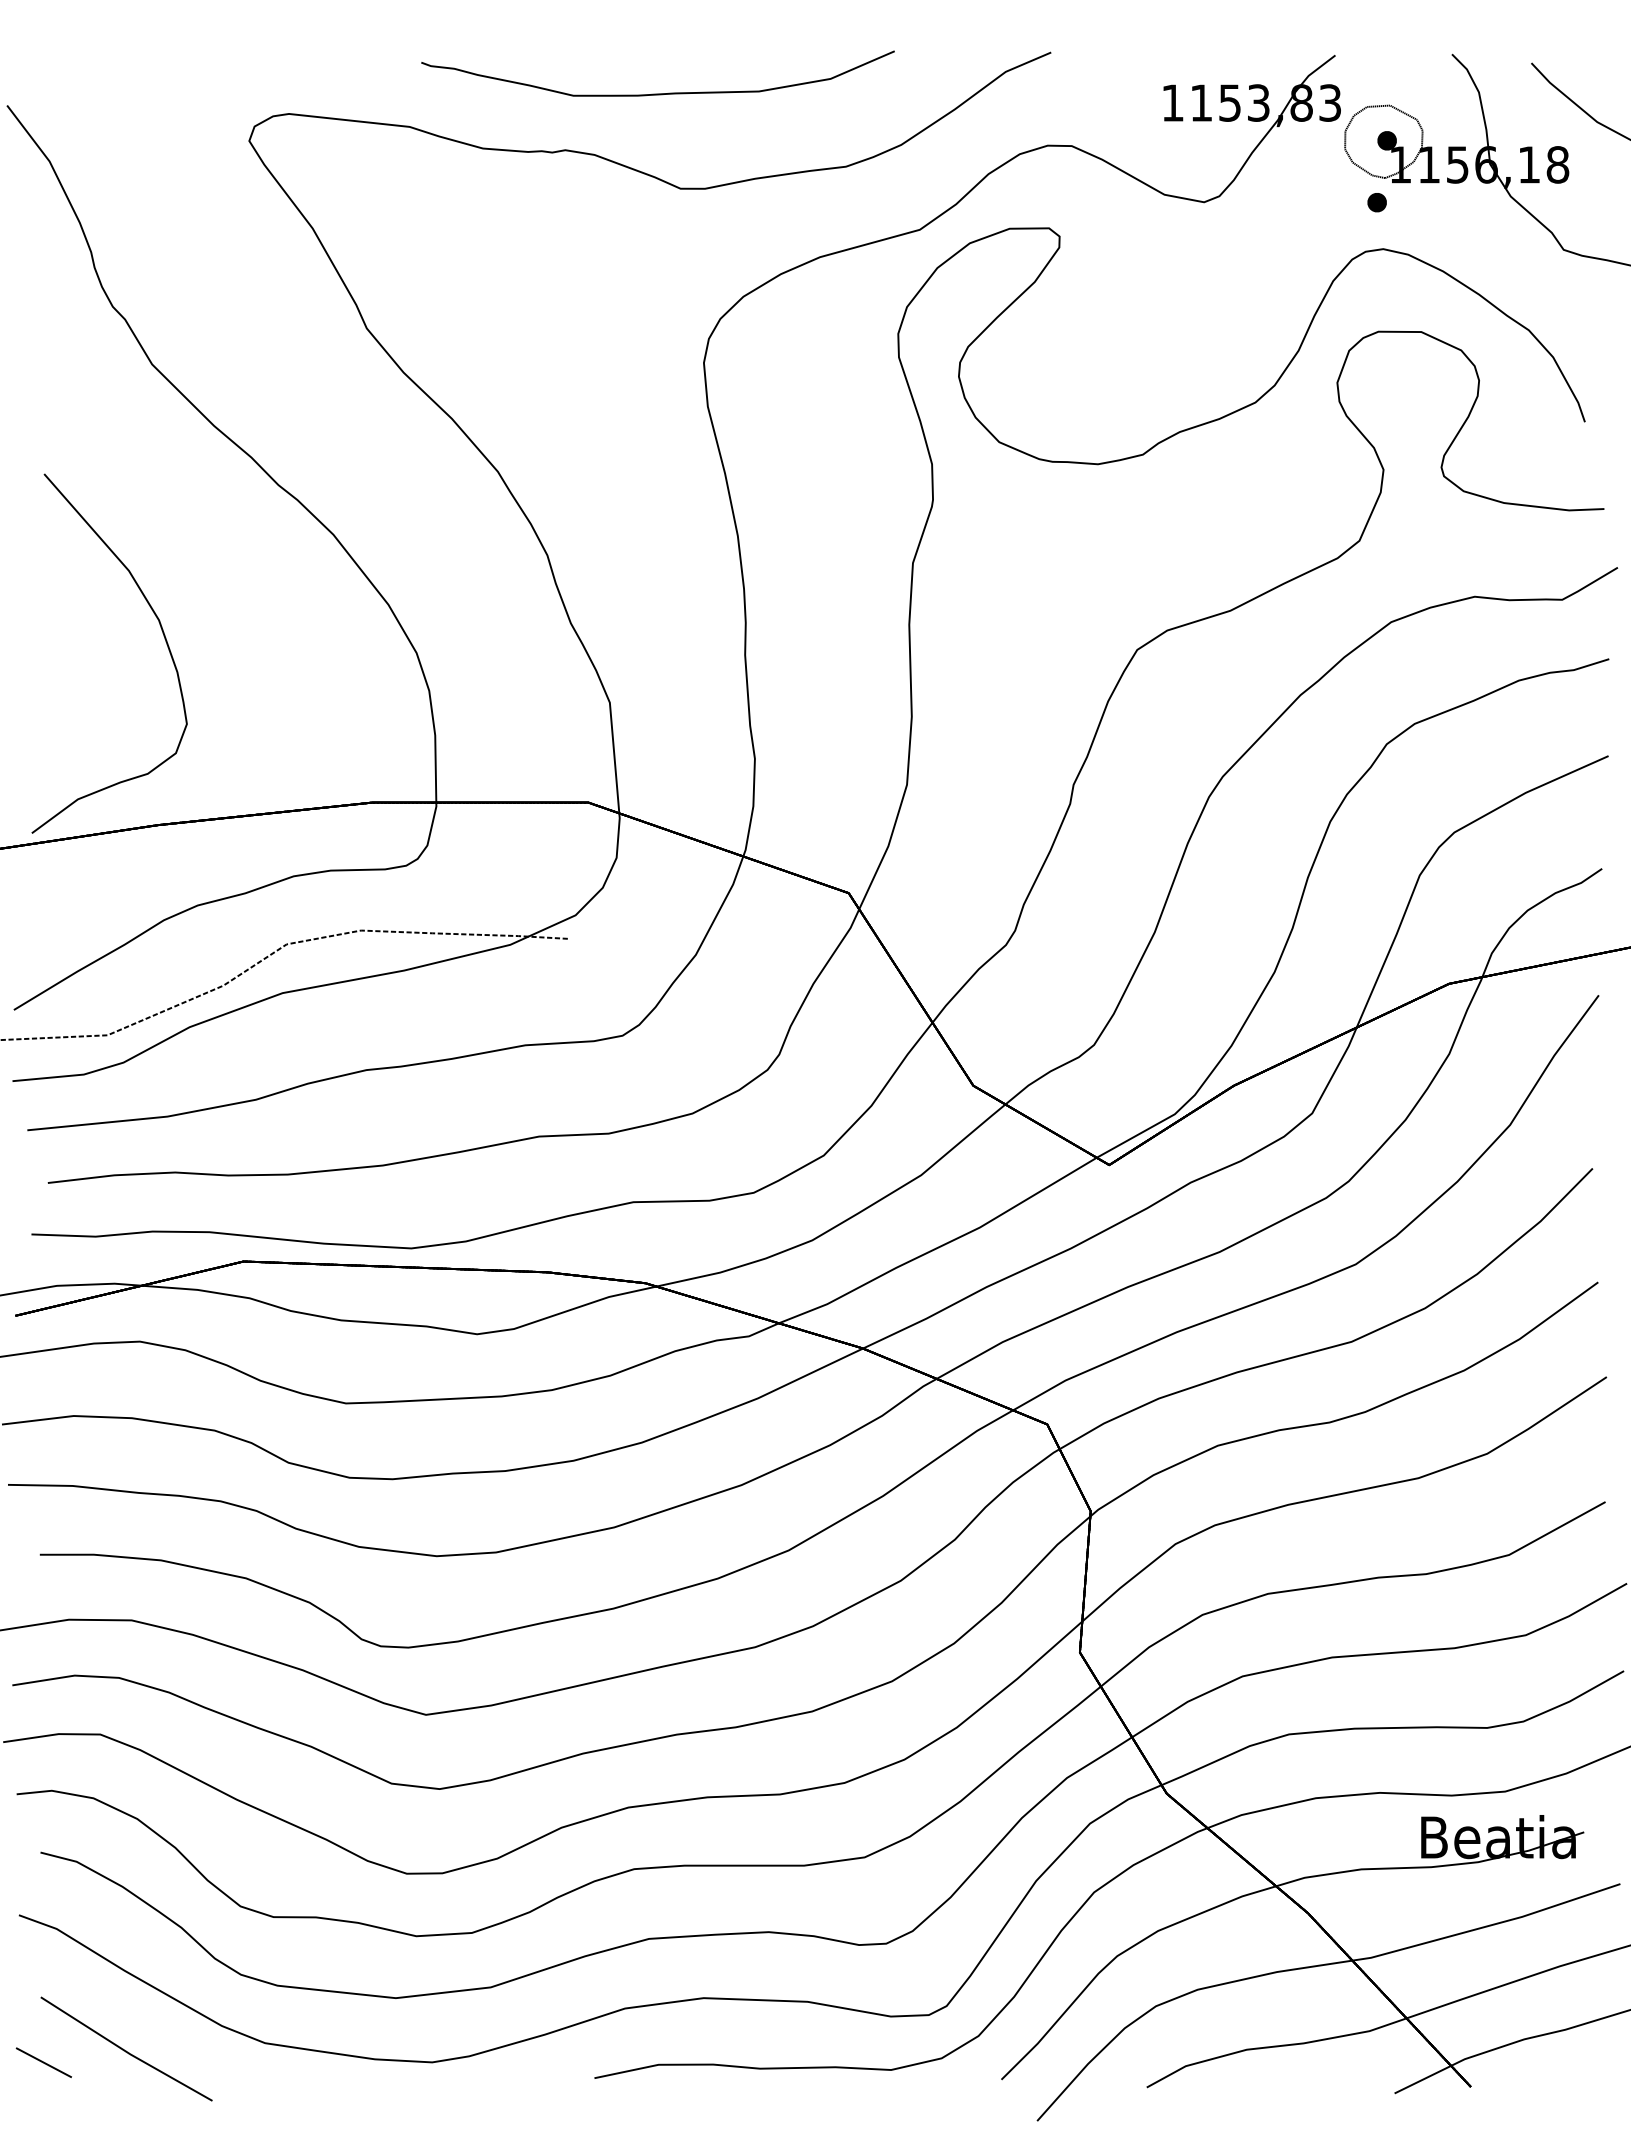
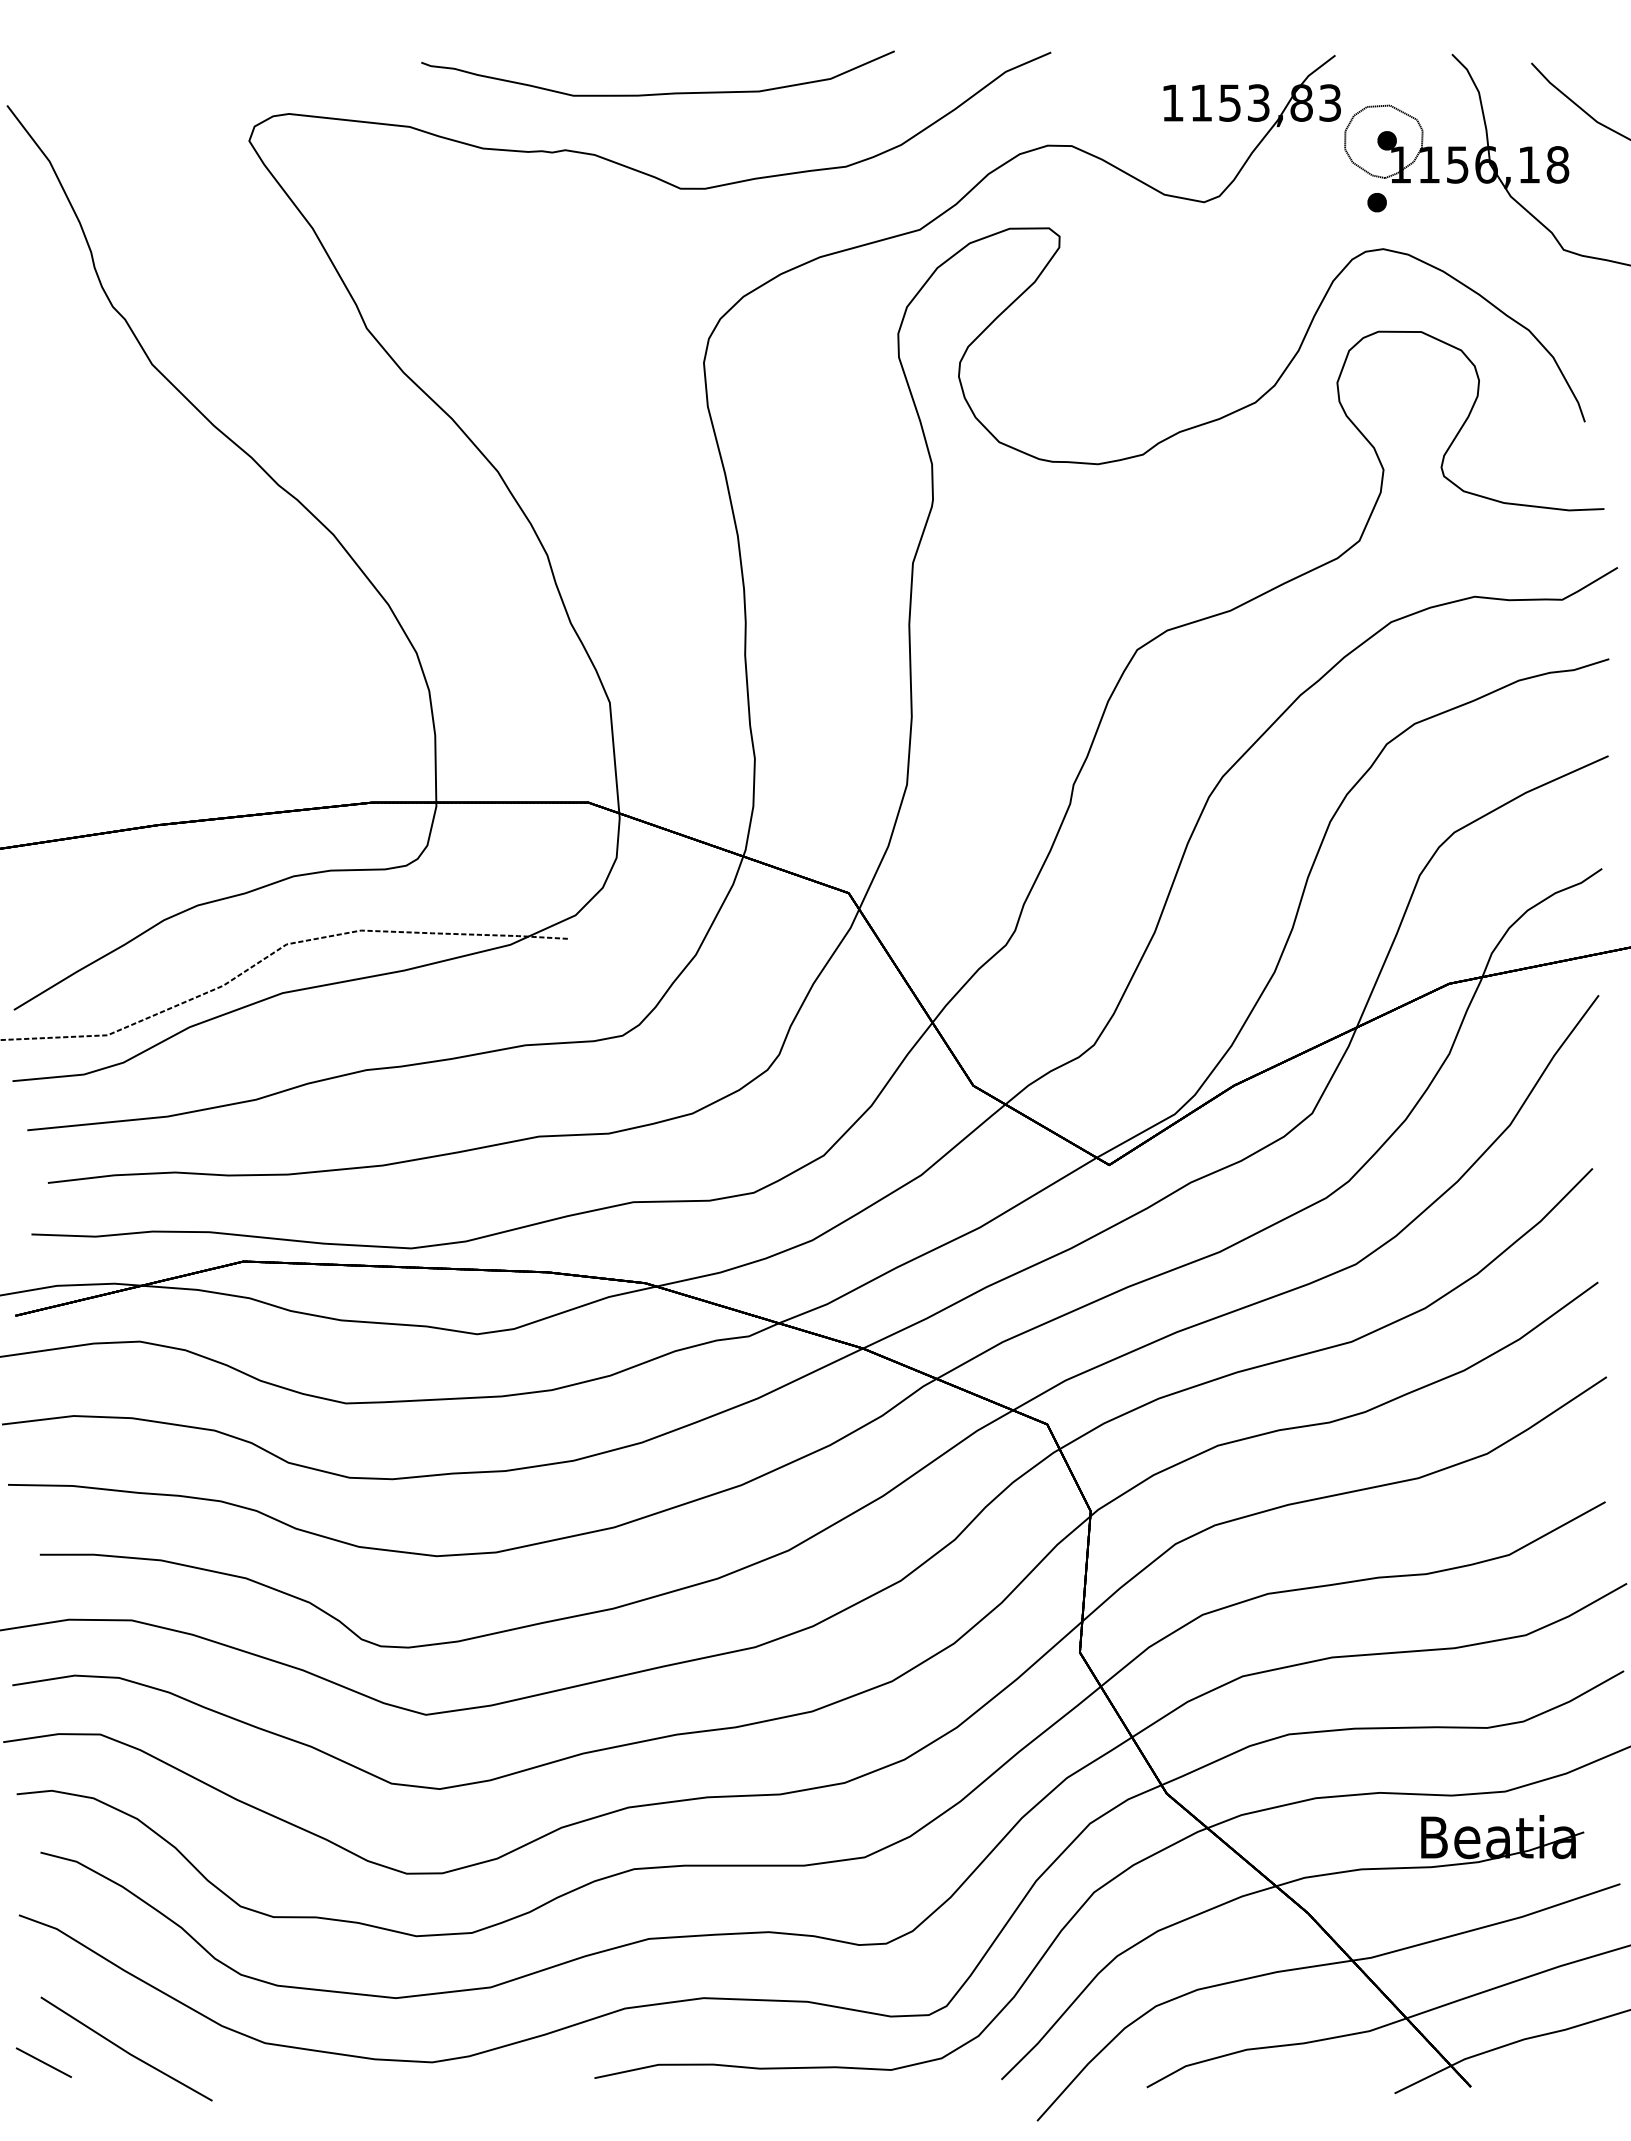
curve: present -> none (163, 636)
